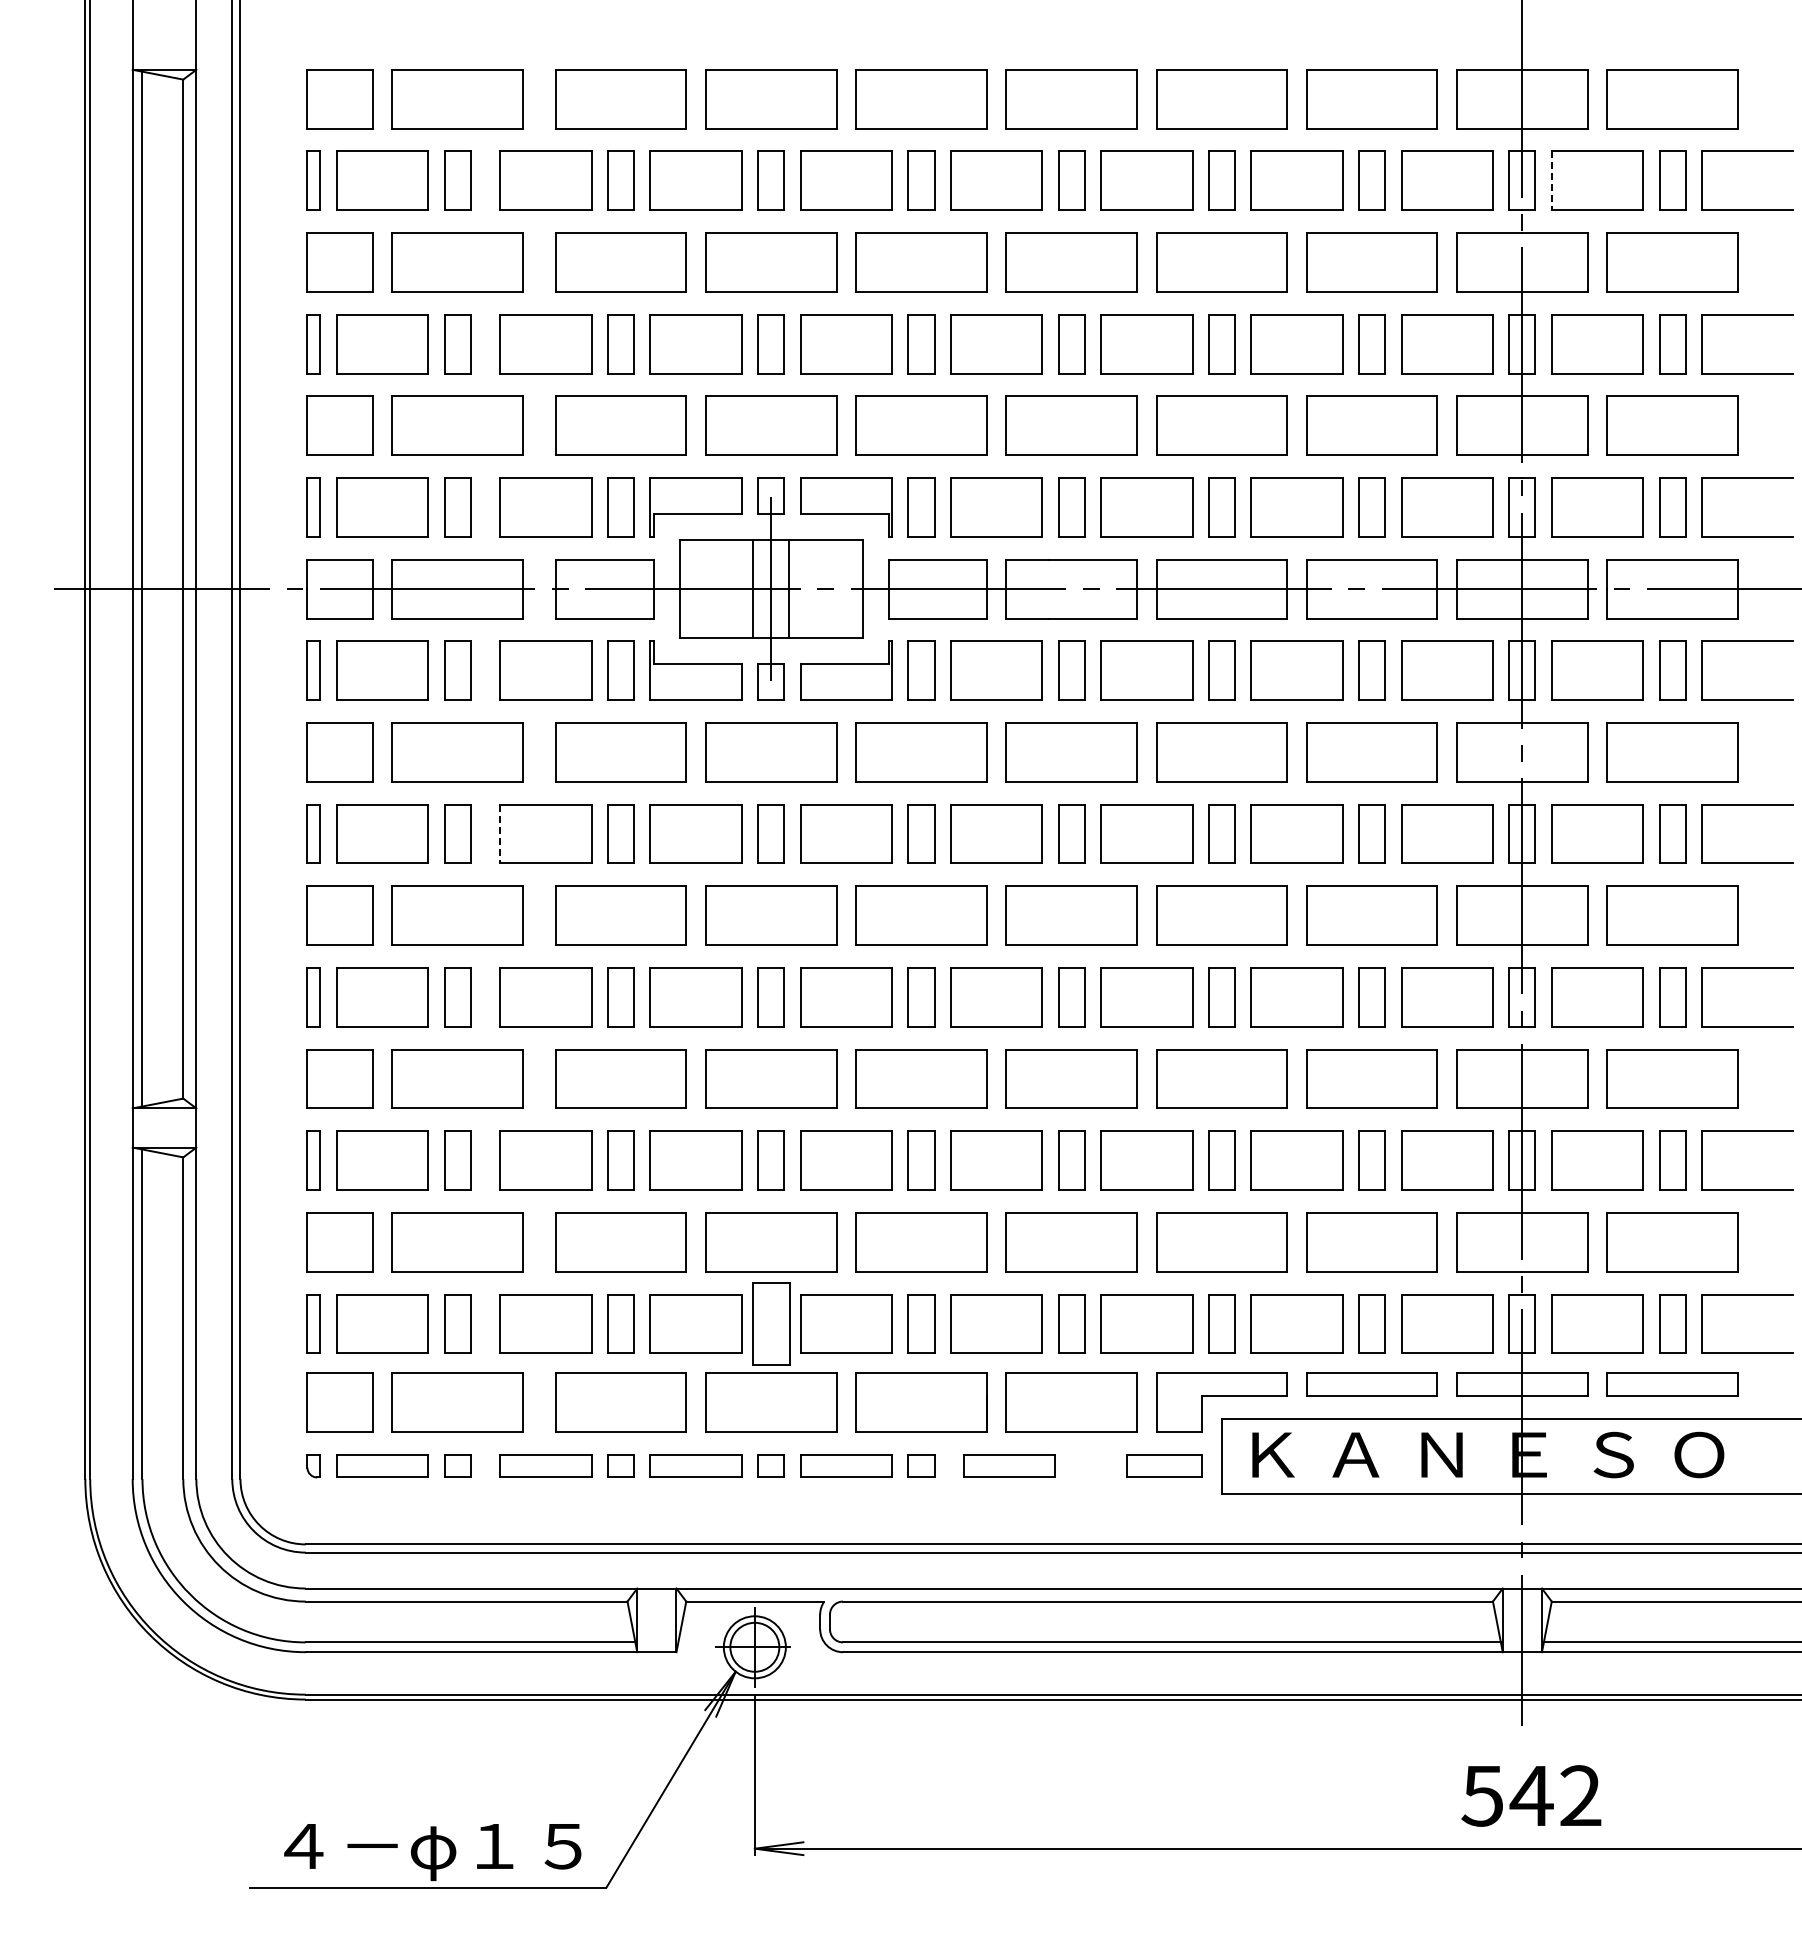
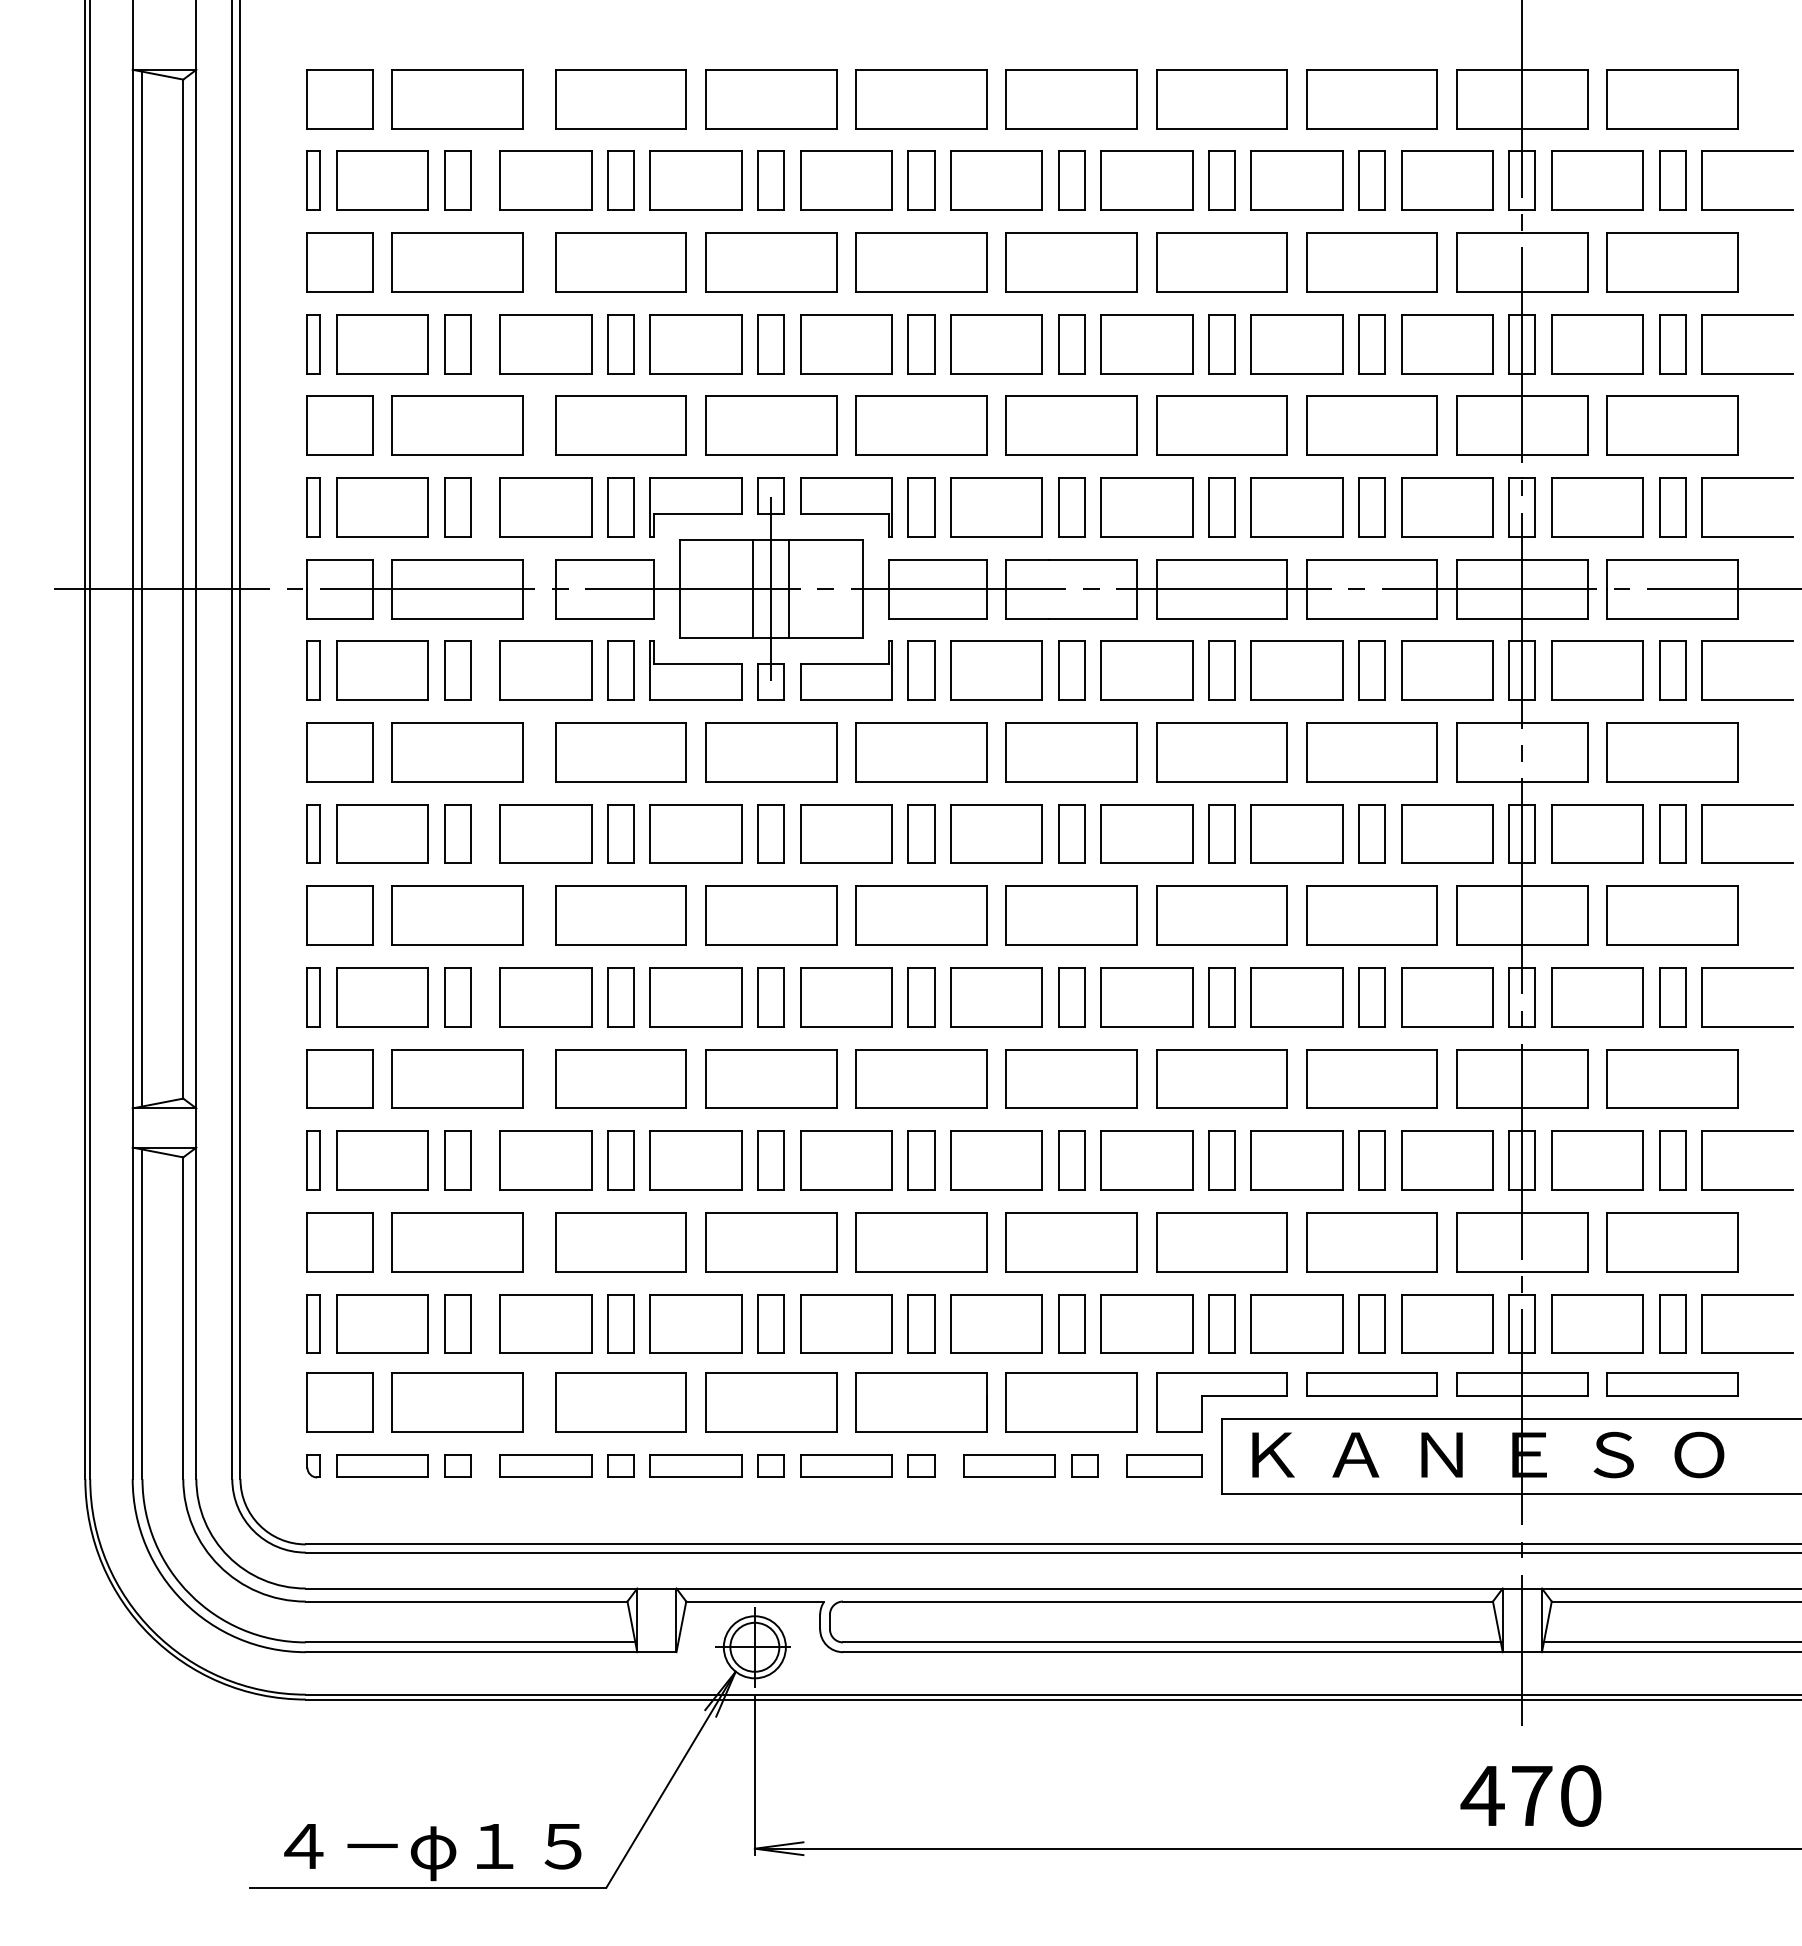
line: dashed -> solid (1551, 181)
line: dashed -> solid (500, 834)
part size: 39x84 px -> 28x60 px (770, 1323)
part: none -> present (1084, 1465)
text: 542 -> 470 (1530, 1795)
